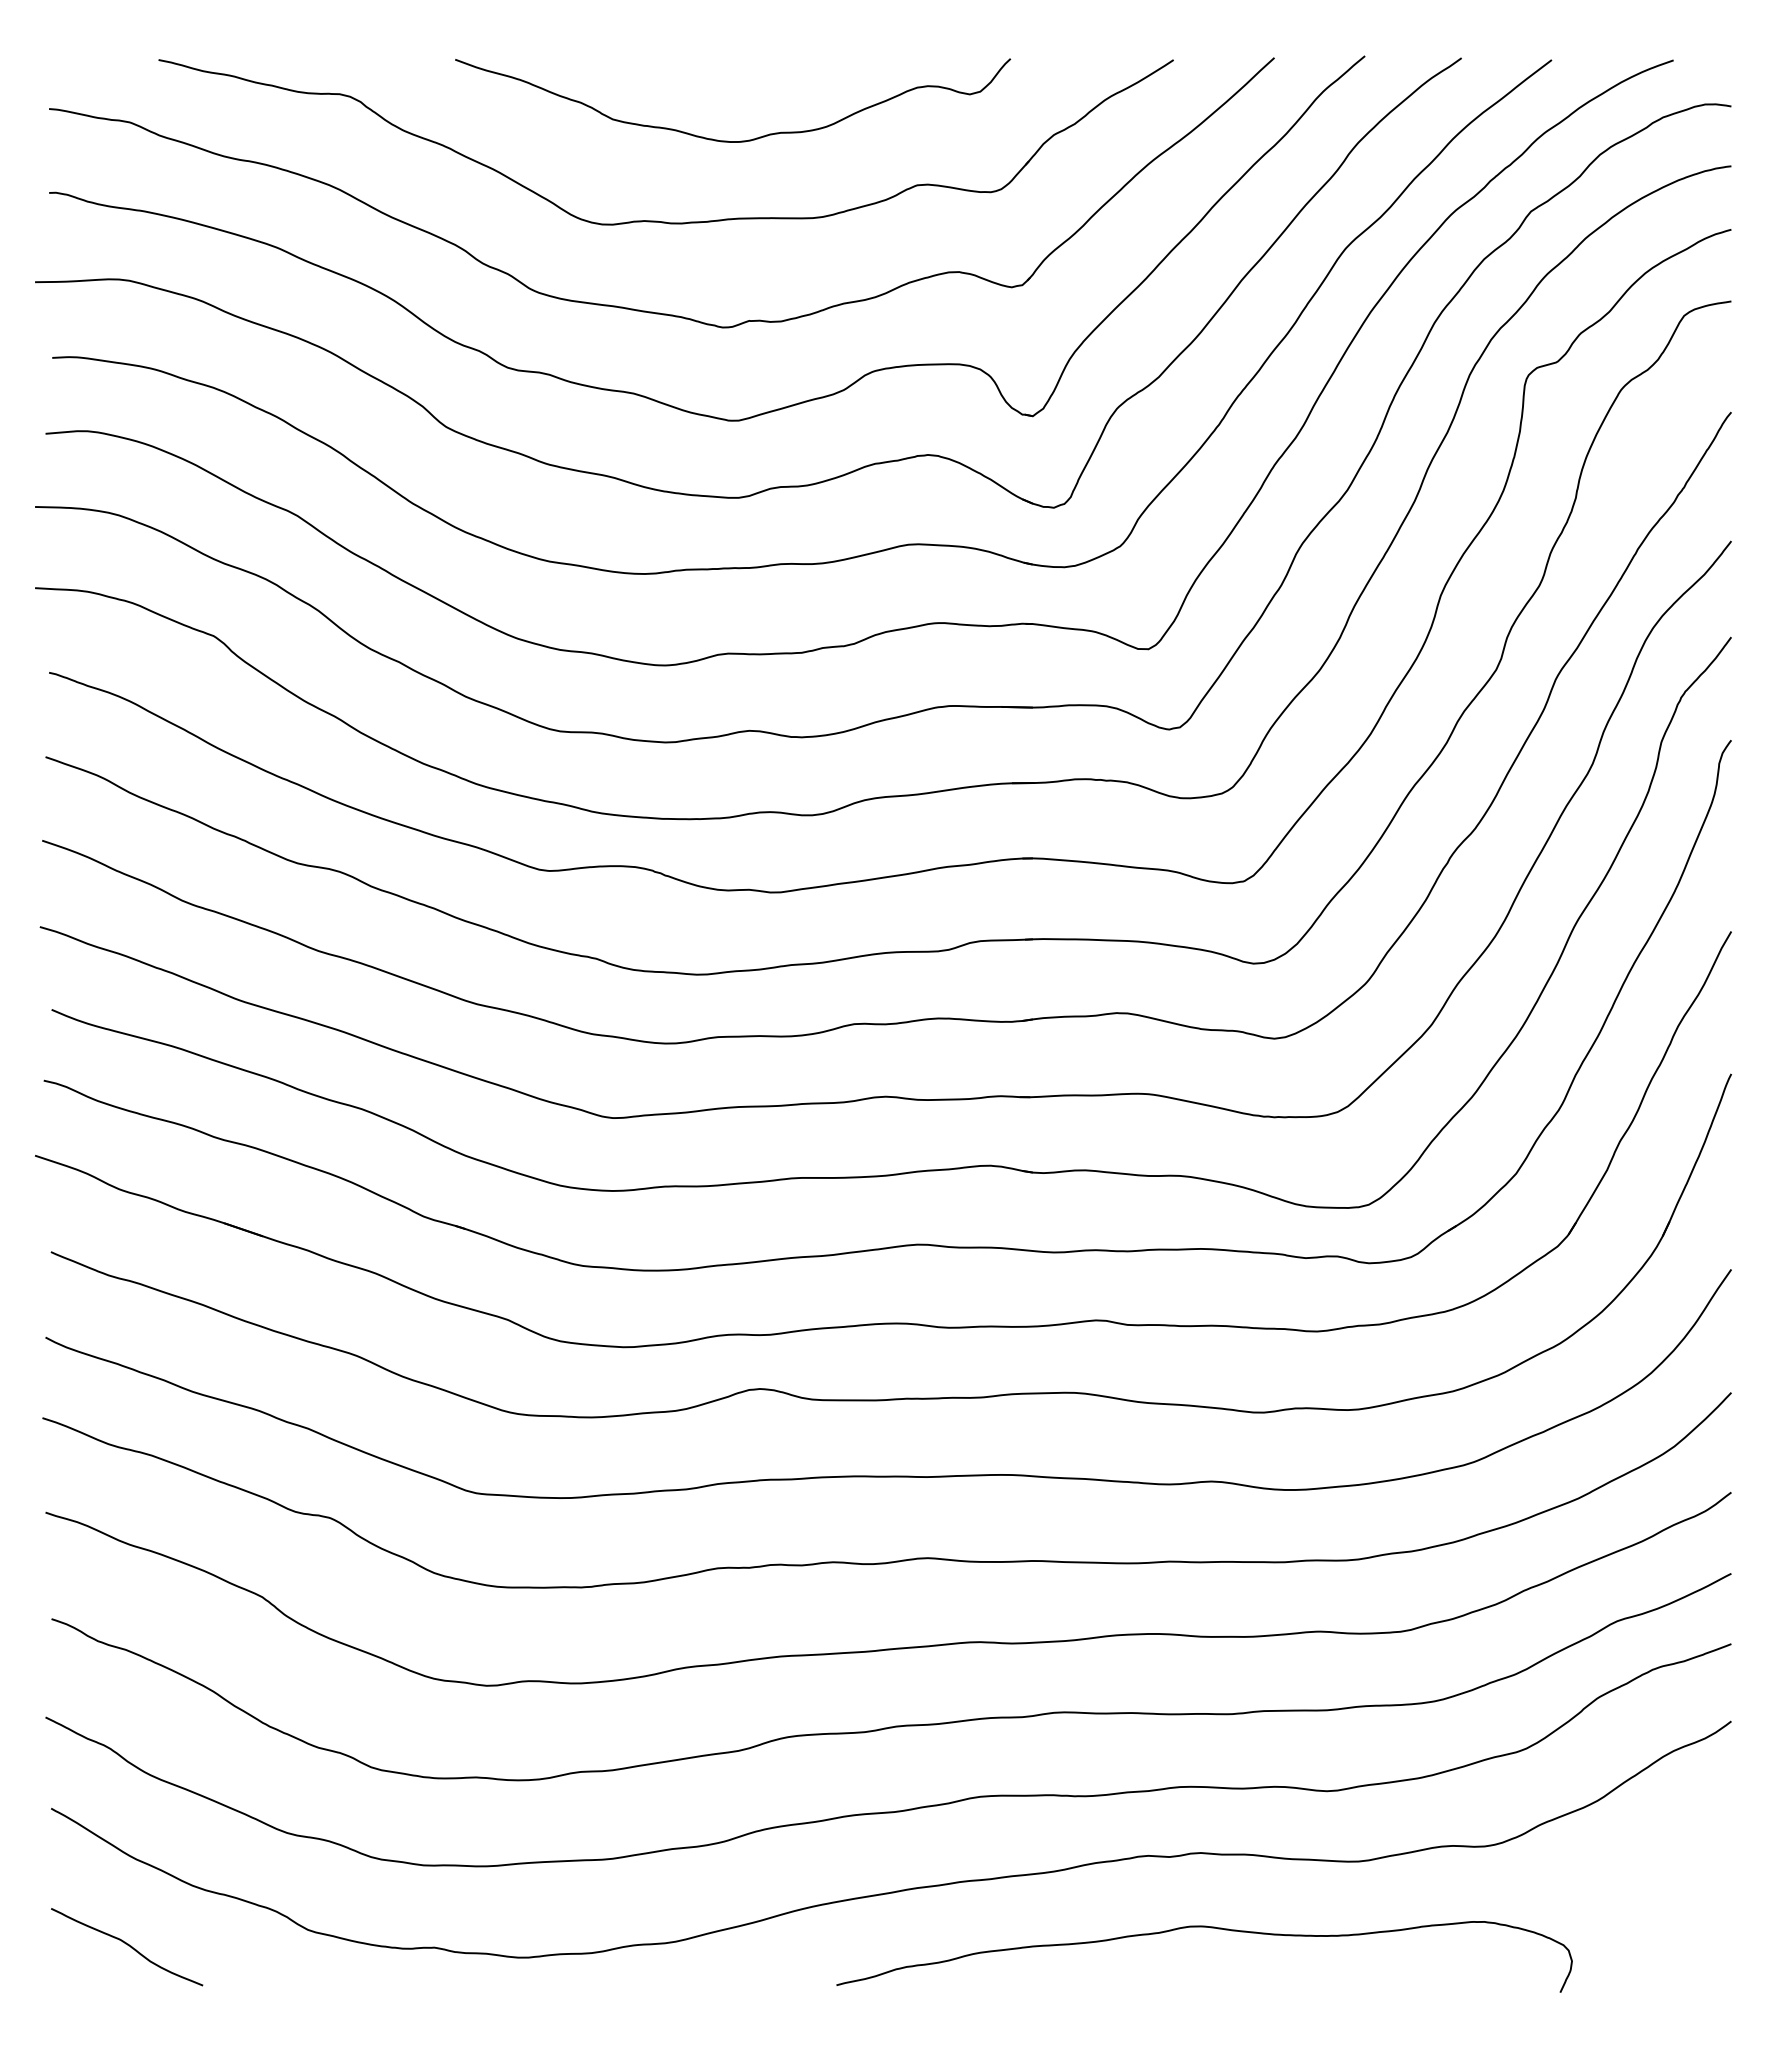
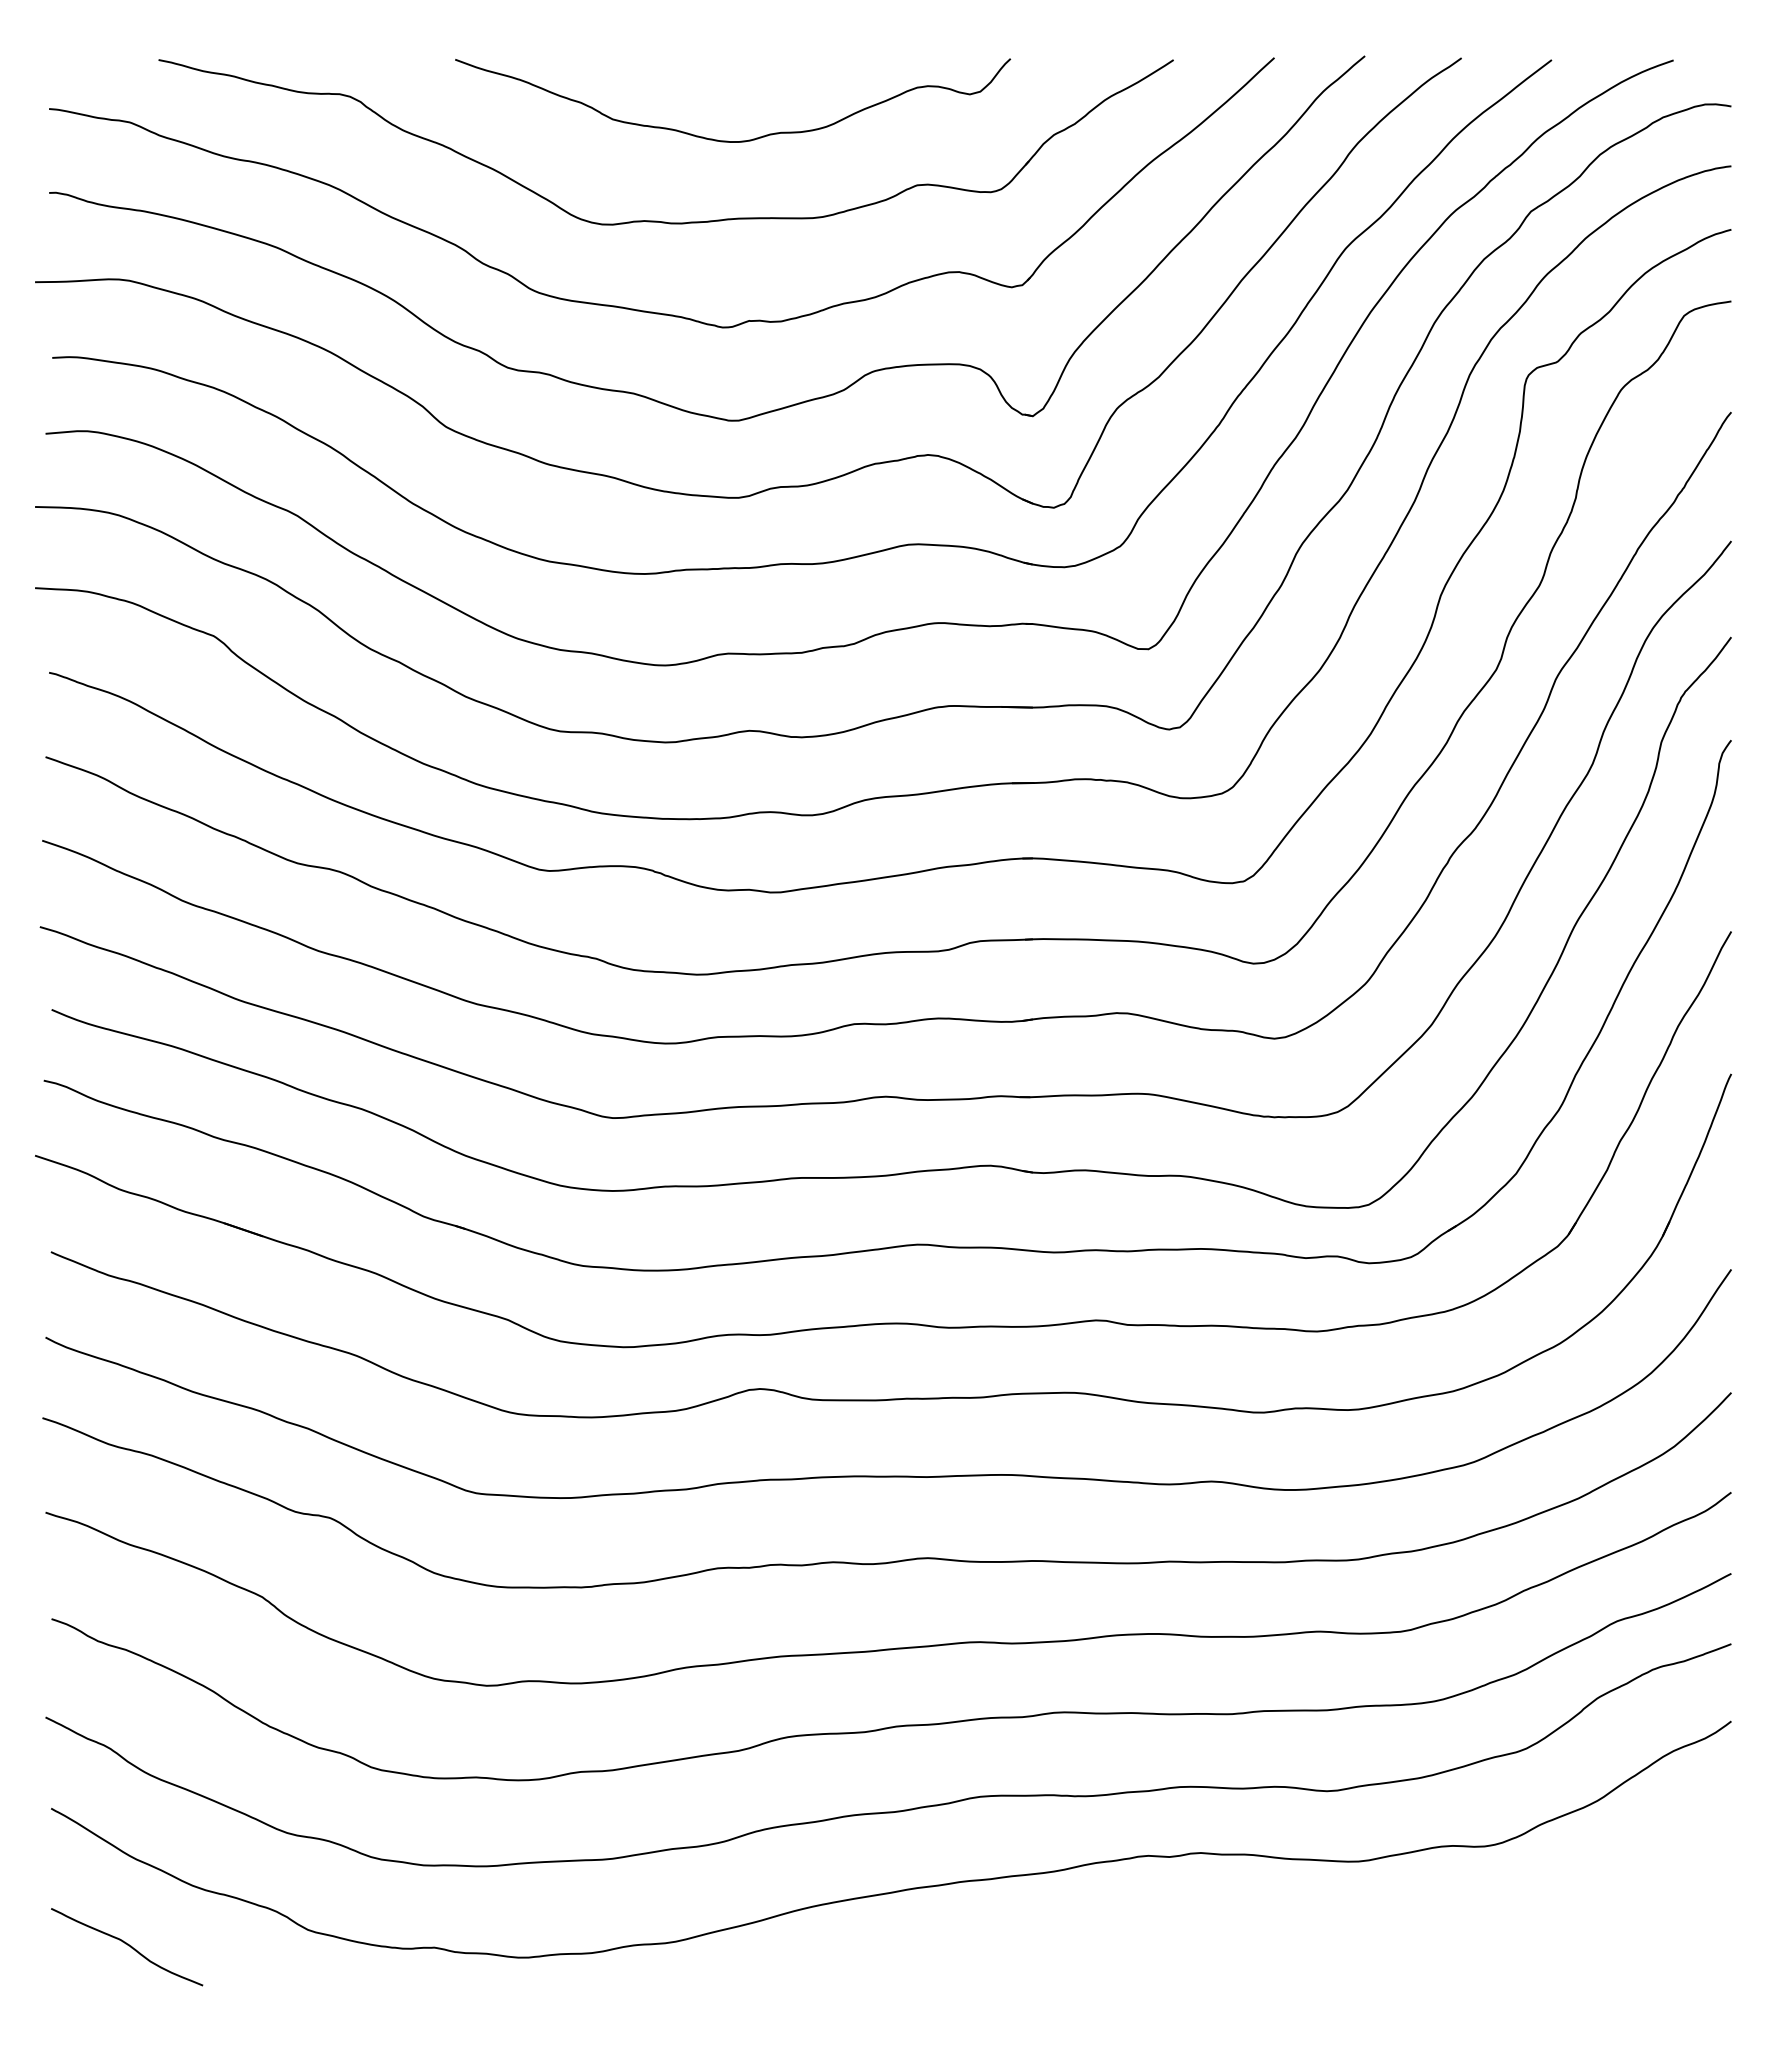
curve: present -> none (1210, 1928)
